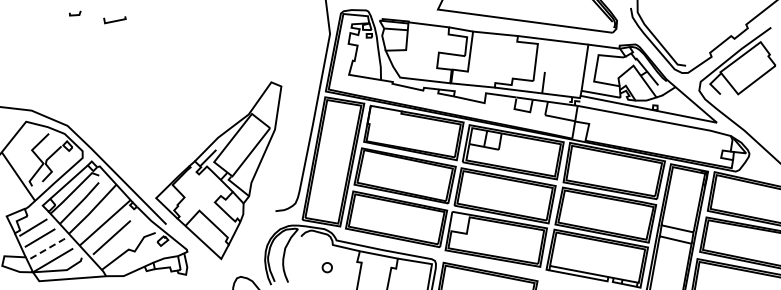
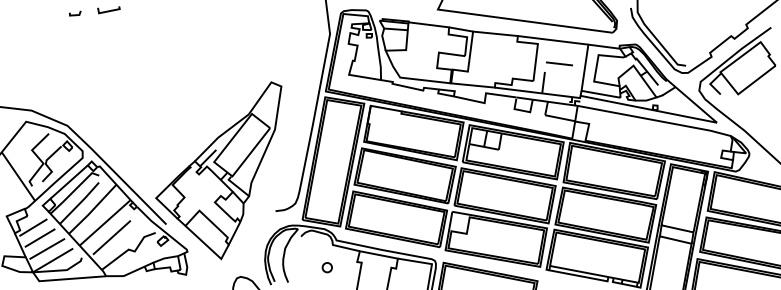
line position: (114, 20) -> (108, 10) (108, 10)
line: none -> present (559, 63)
line: dashed -> solid (47, 248)
